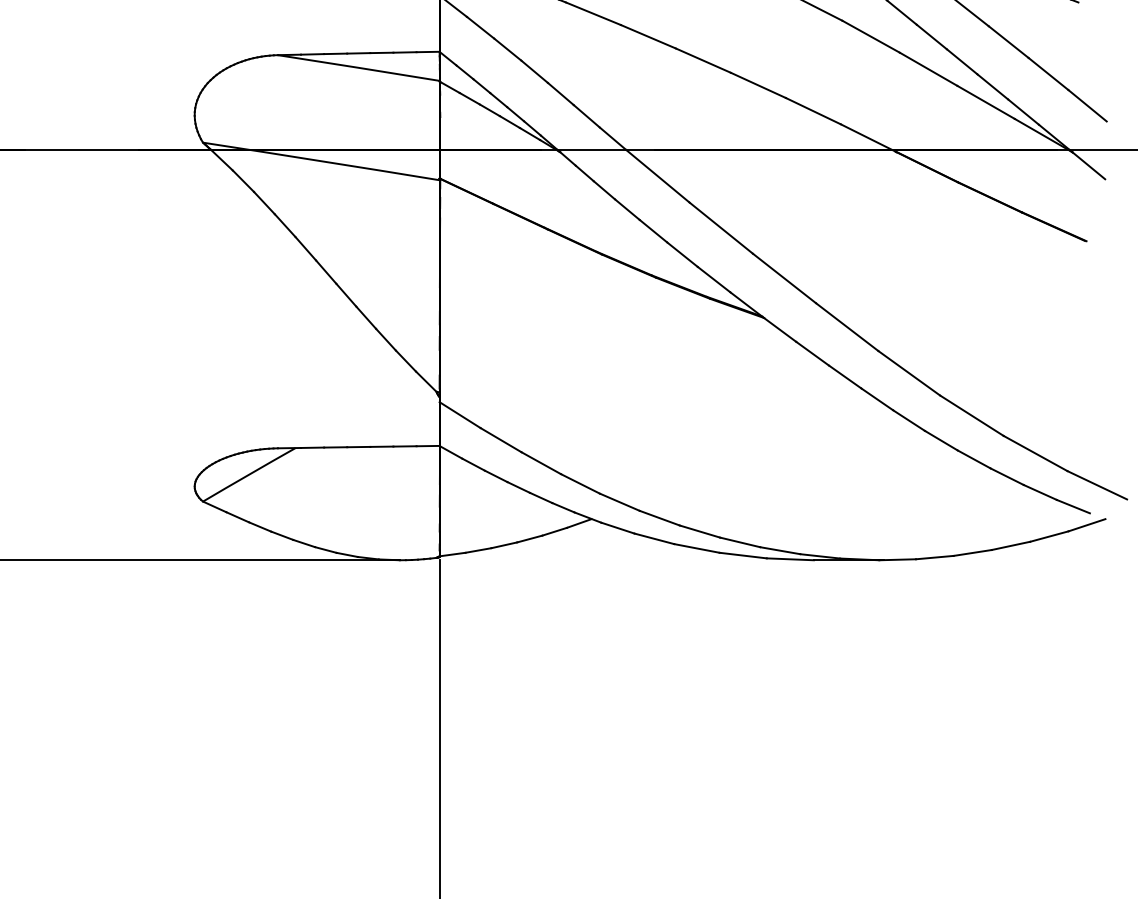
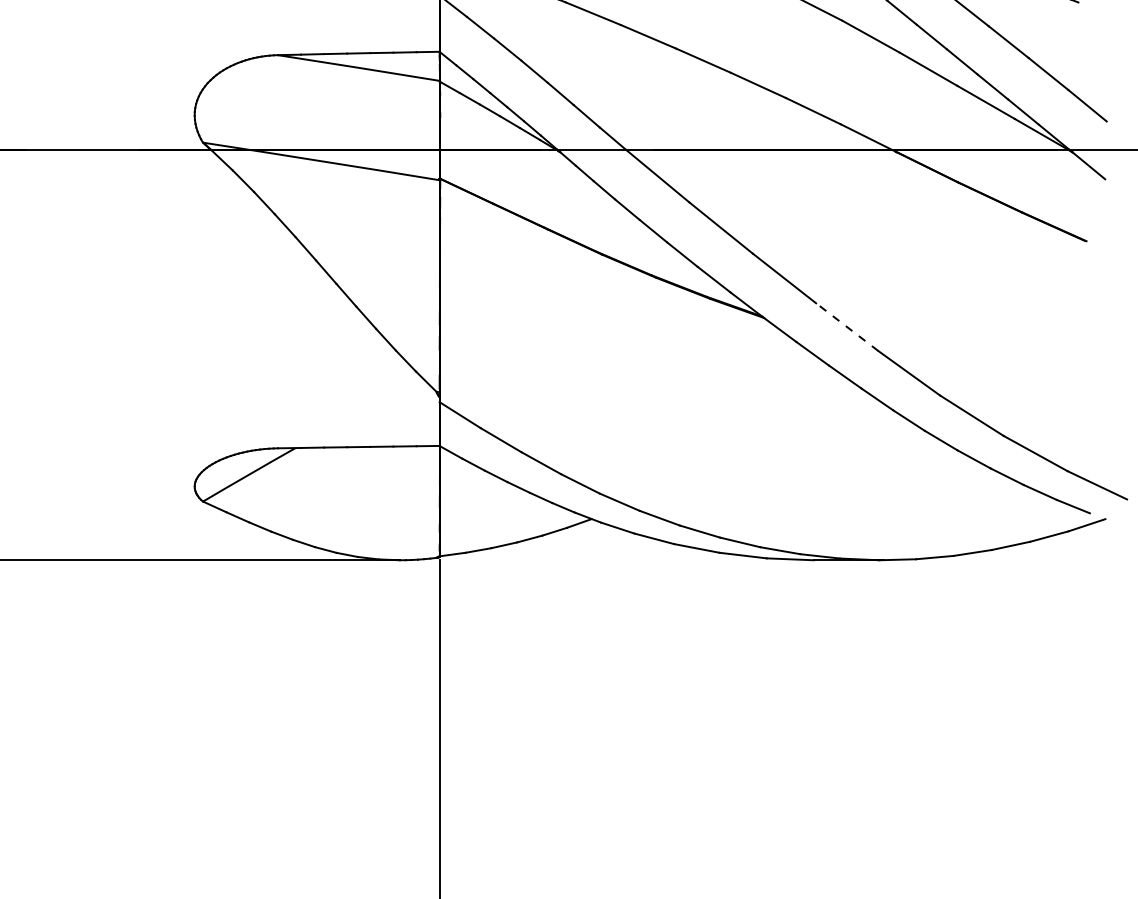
line: solid -> dashed (846, 326)
